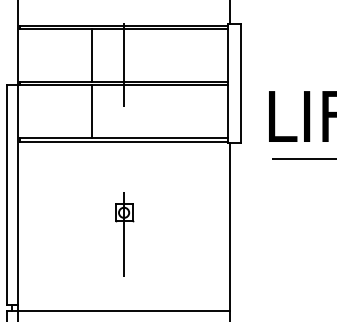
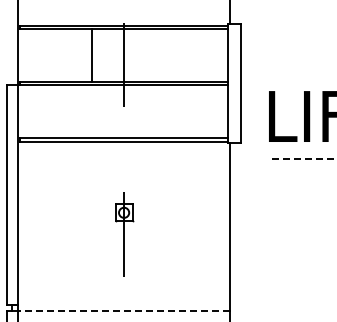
line: present -> none (91, 111)
line: solid -> dashed (304, 159)
line: solid -> dashed (123, 311)
